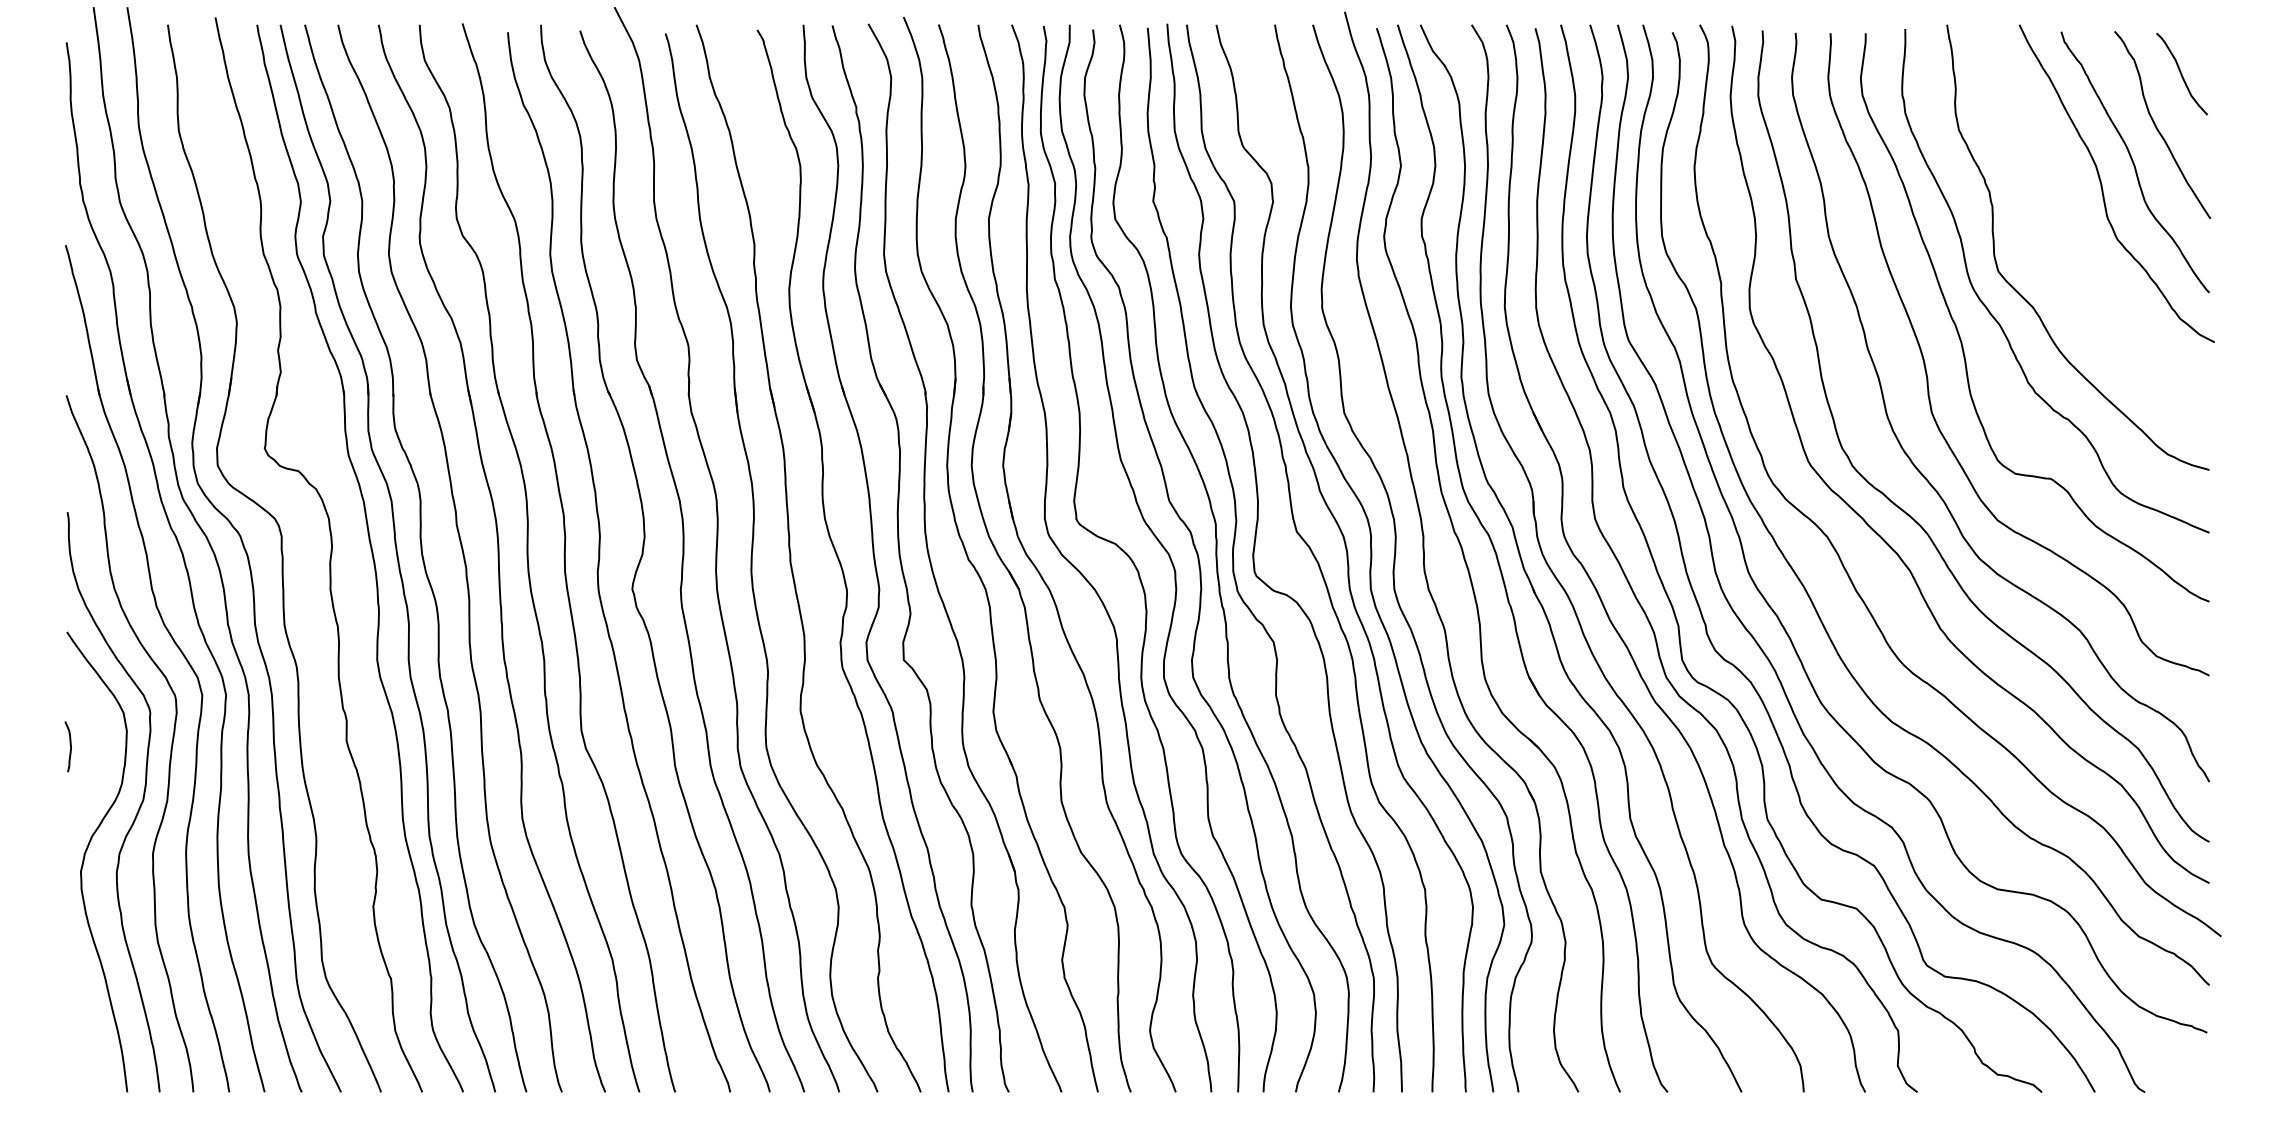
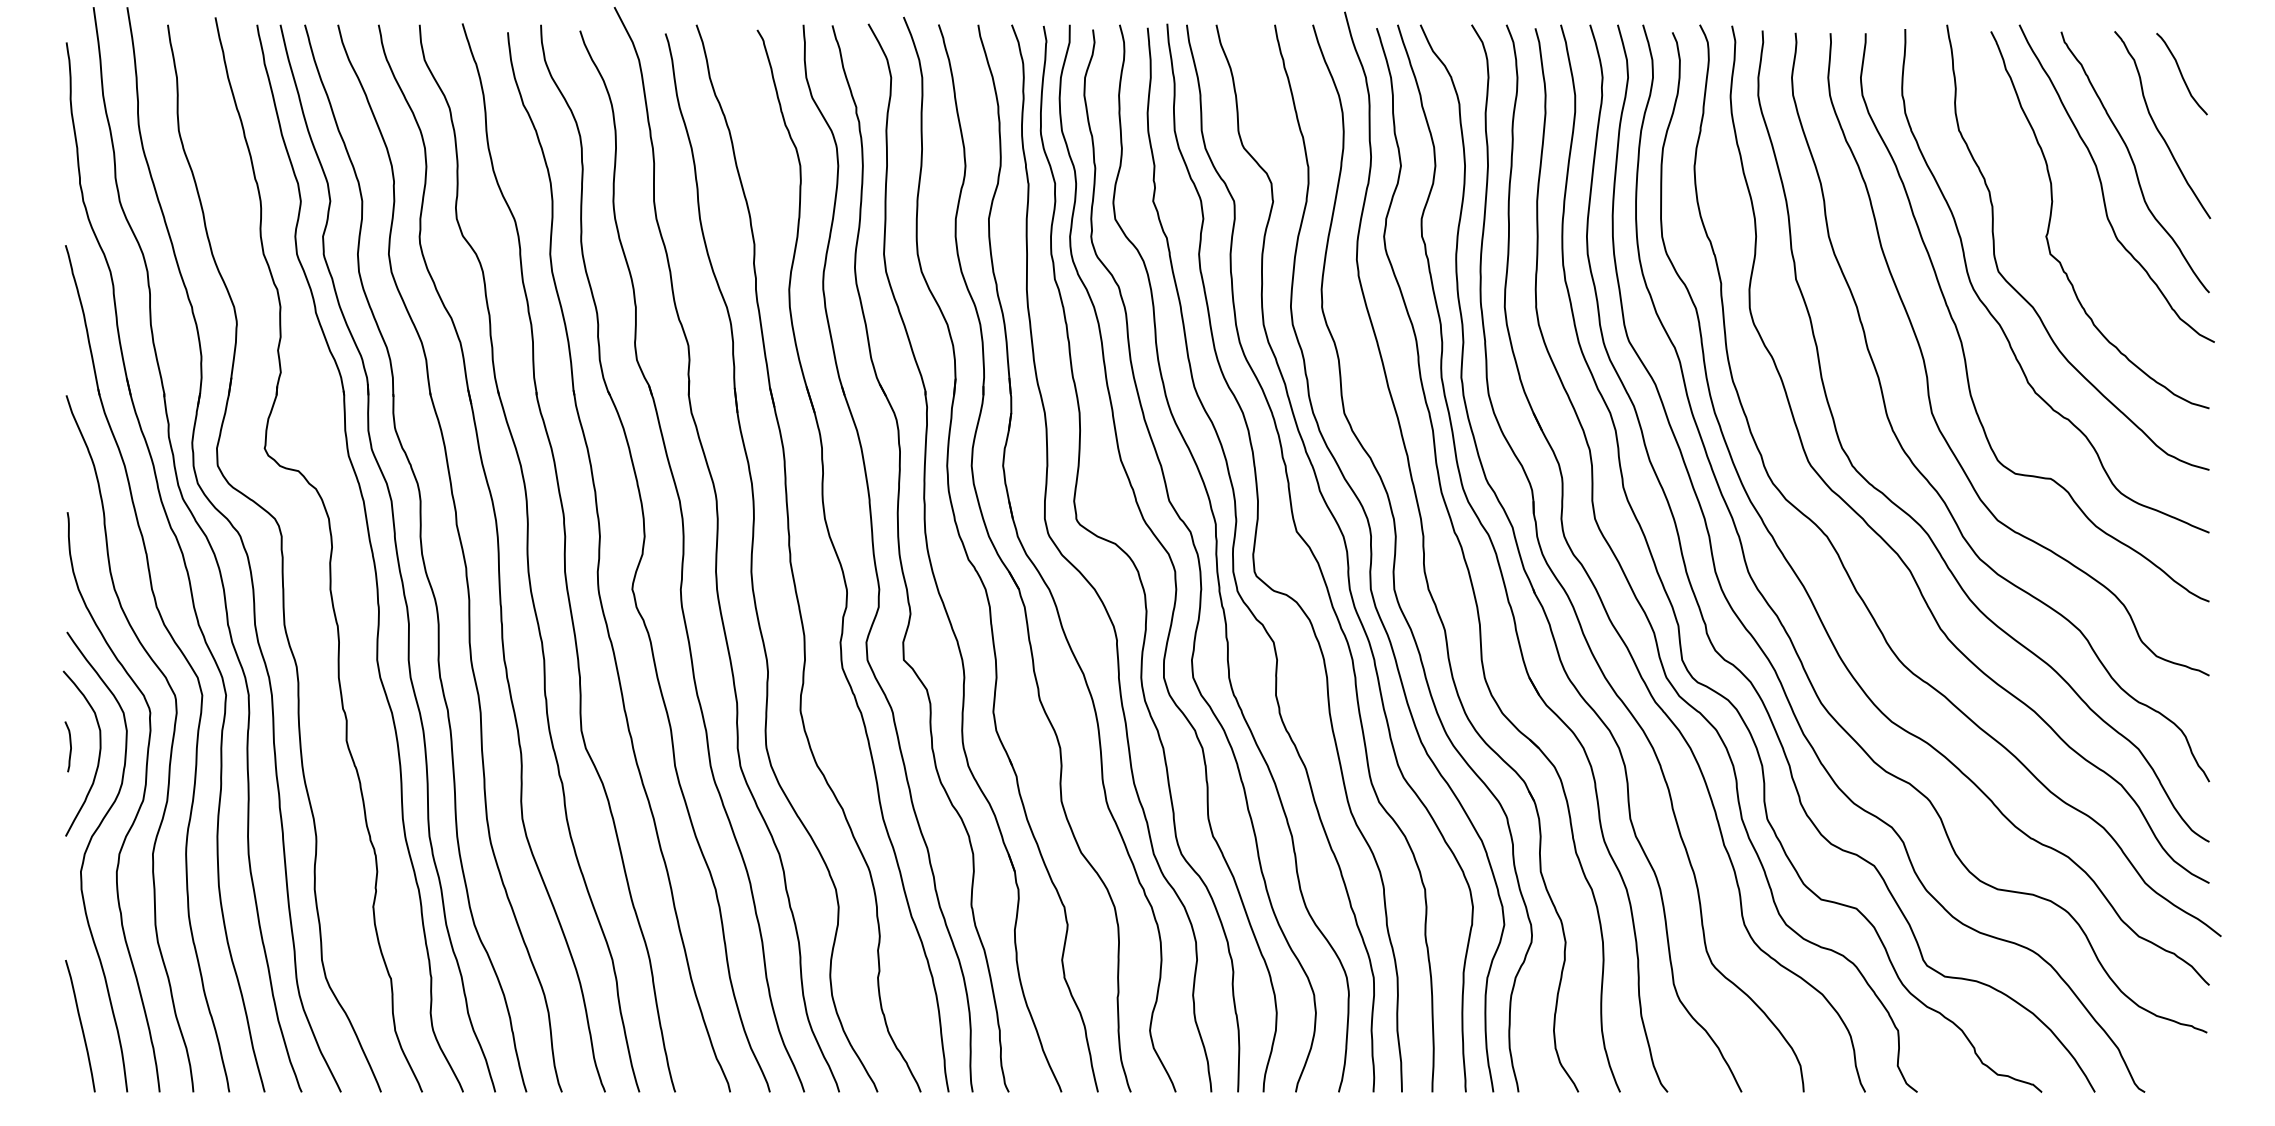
curve: none -> present (2051, 218)
curve: none -> present (98, 754)
curve: none -> present (80, 1026)
